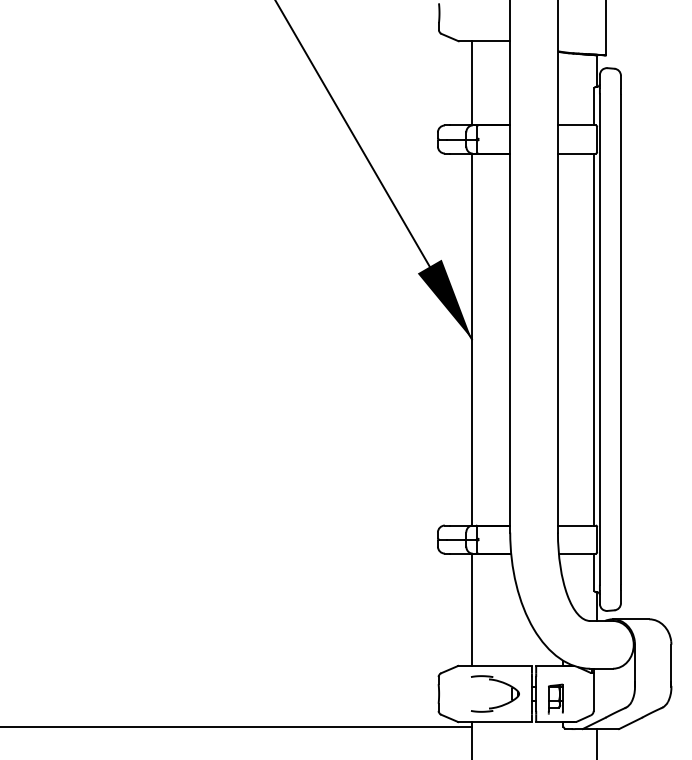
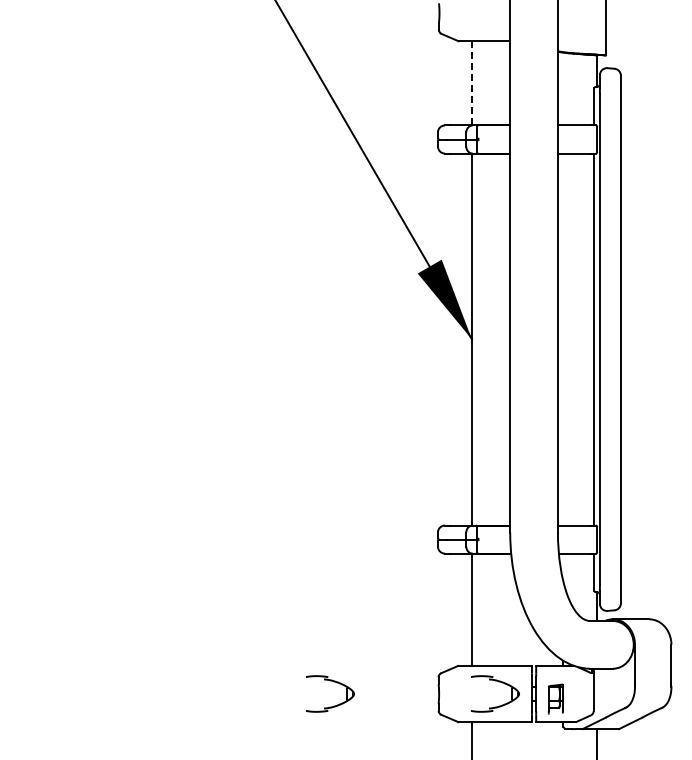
line: solid -> dashed (471, 82)
part: none -> present (333, 682)
line: present -> none (236, 727)
